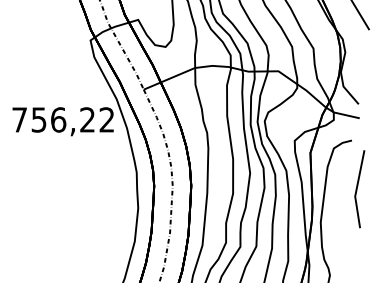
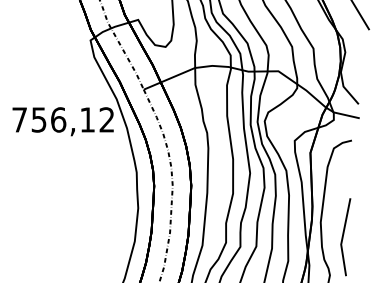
text: 756,22 -> 756,12 (87, 119)
line position: (357, 189) -> (343, 237) (343, 237)
